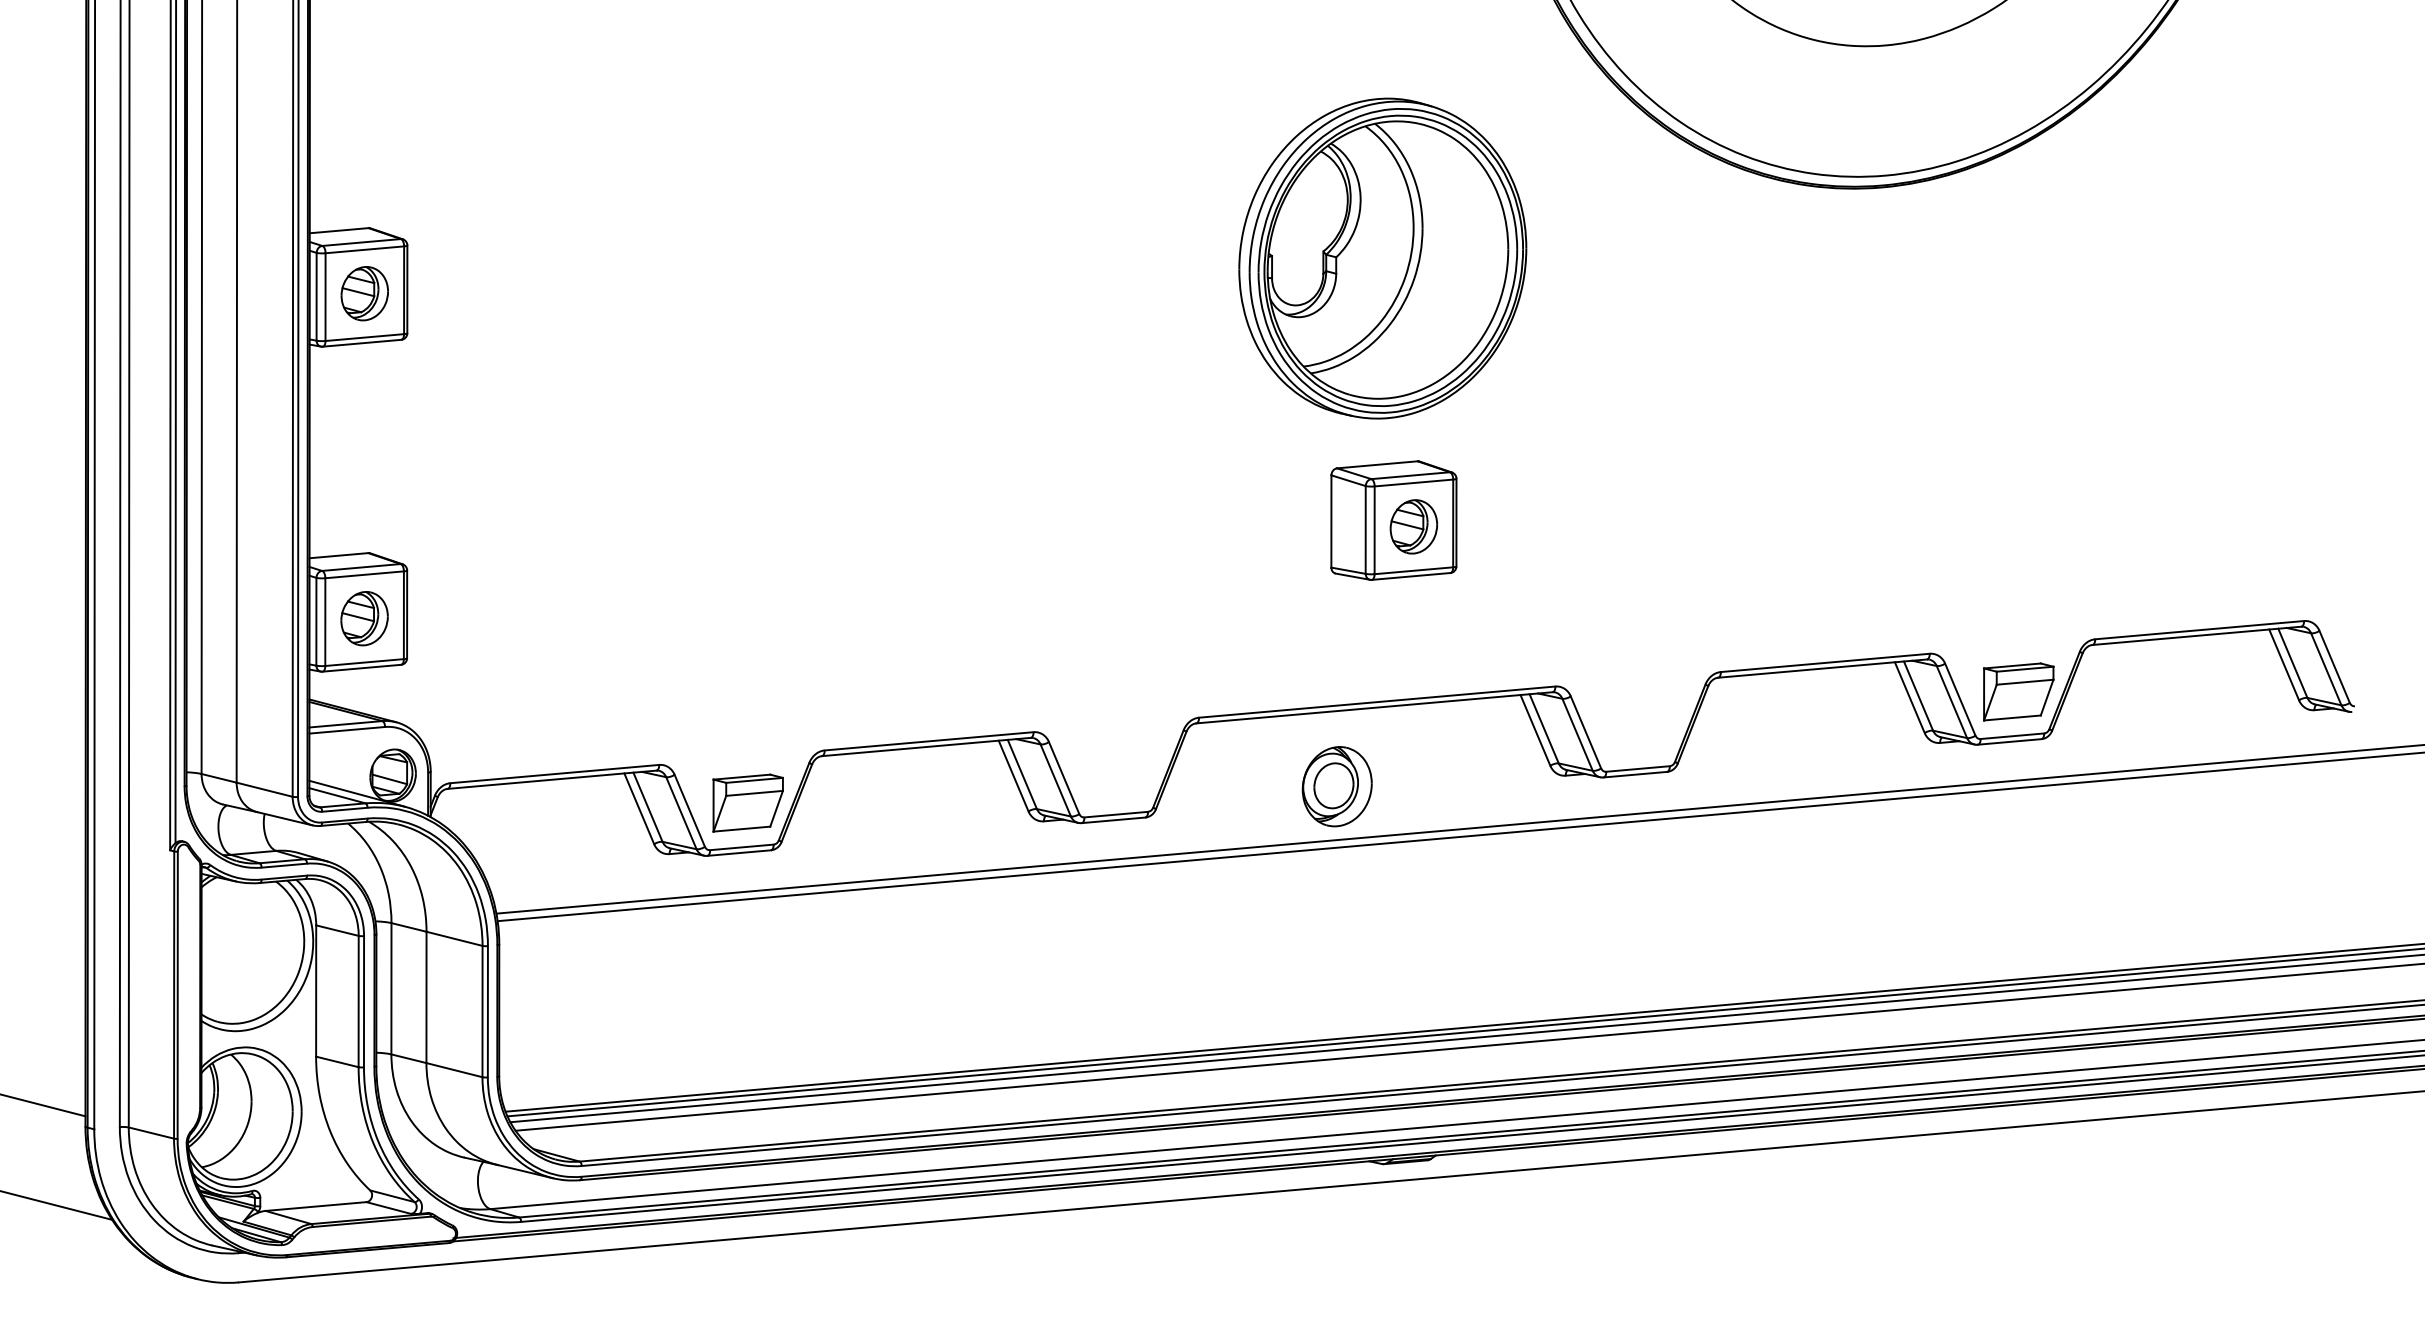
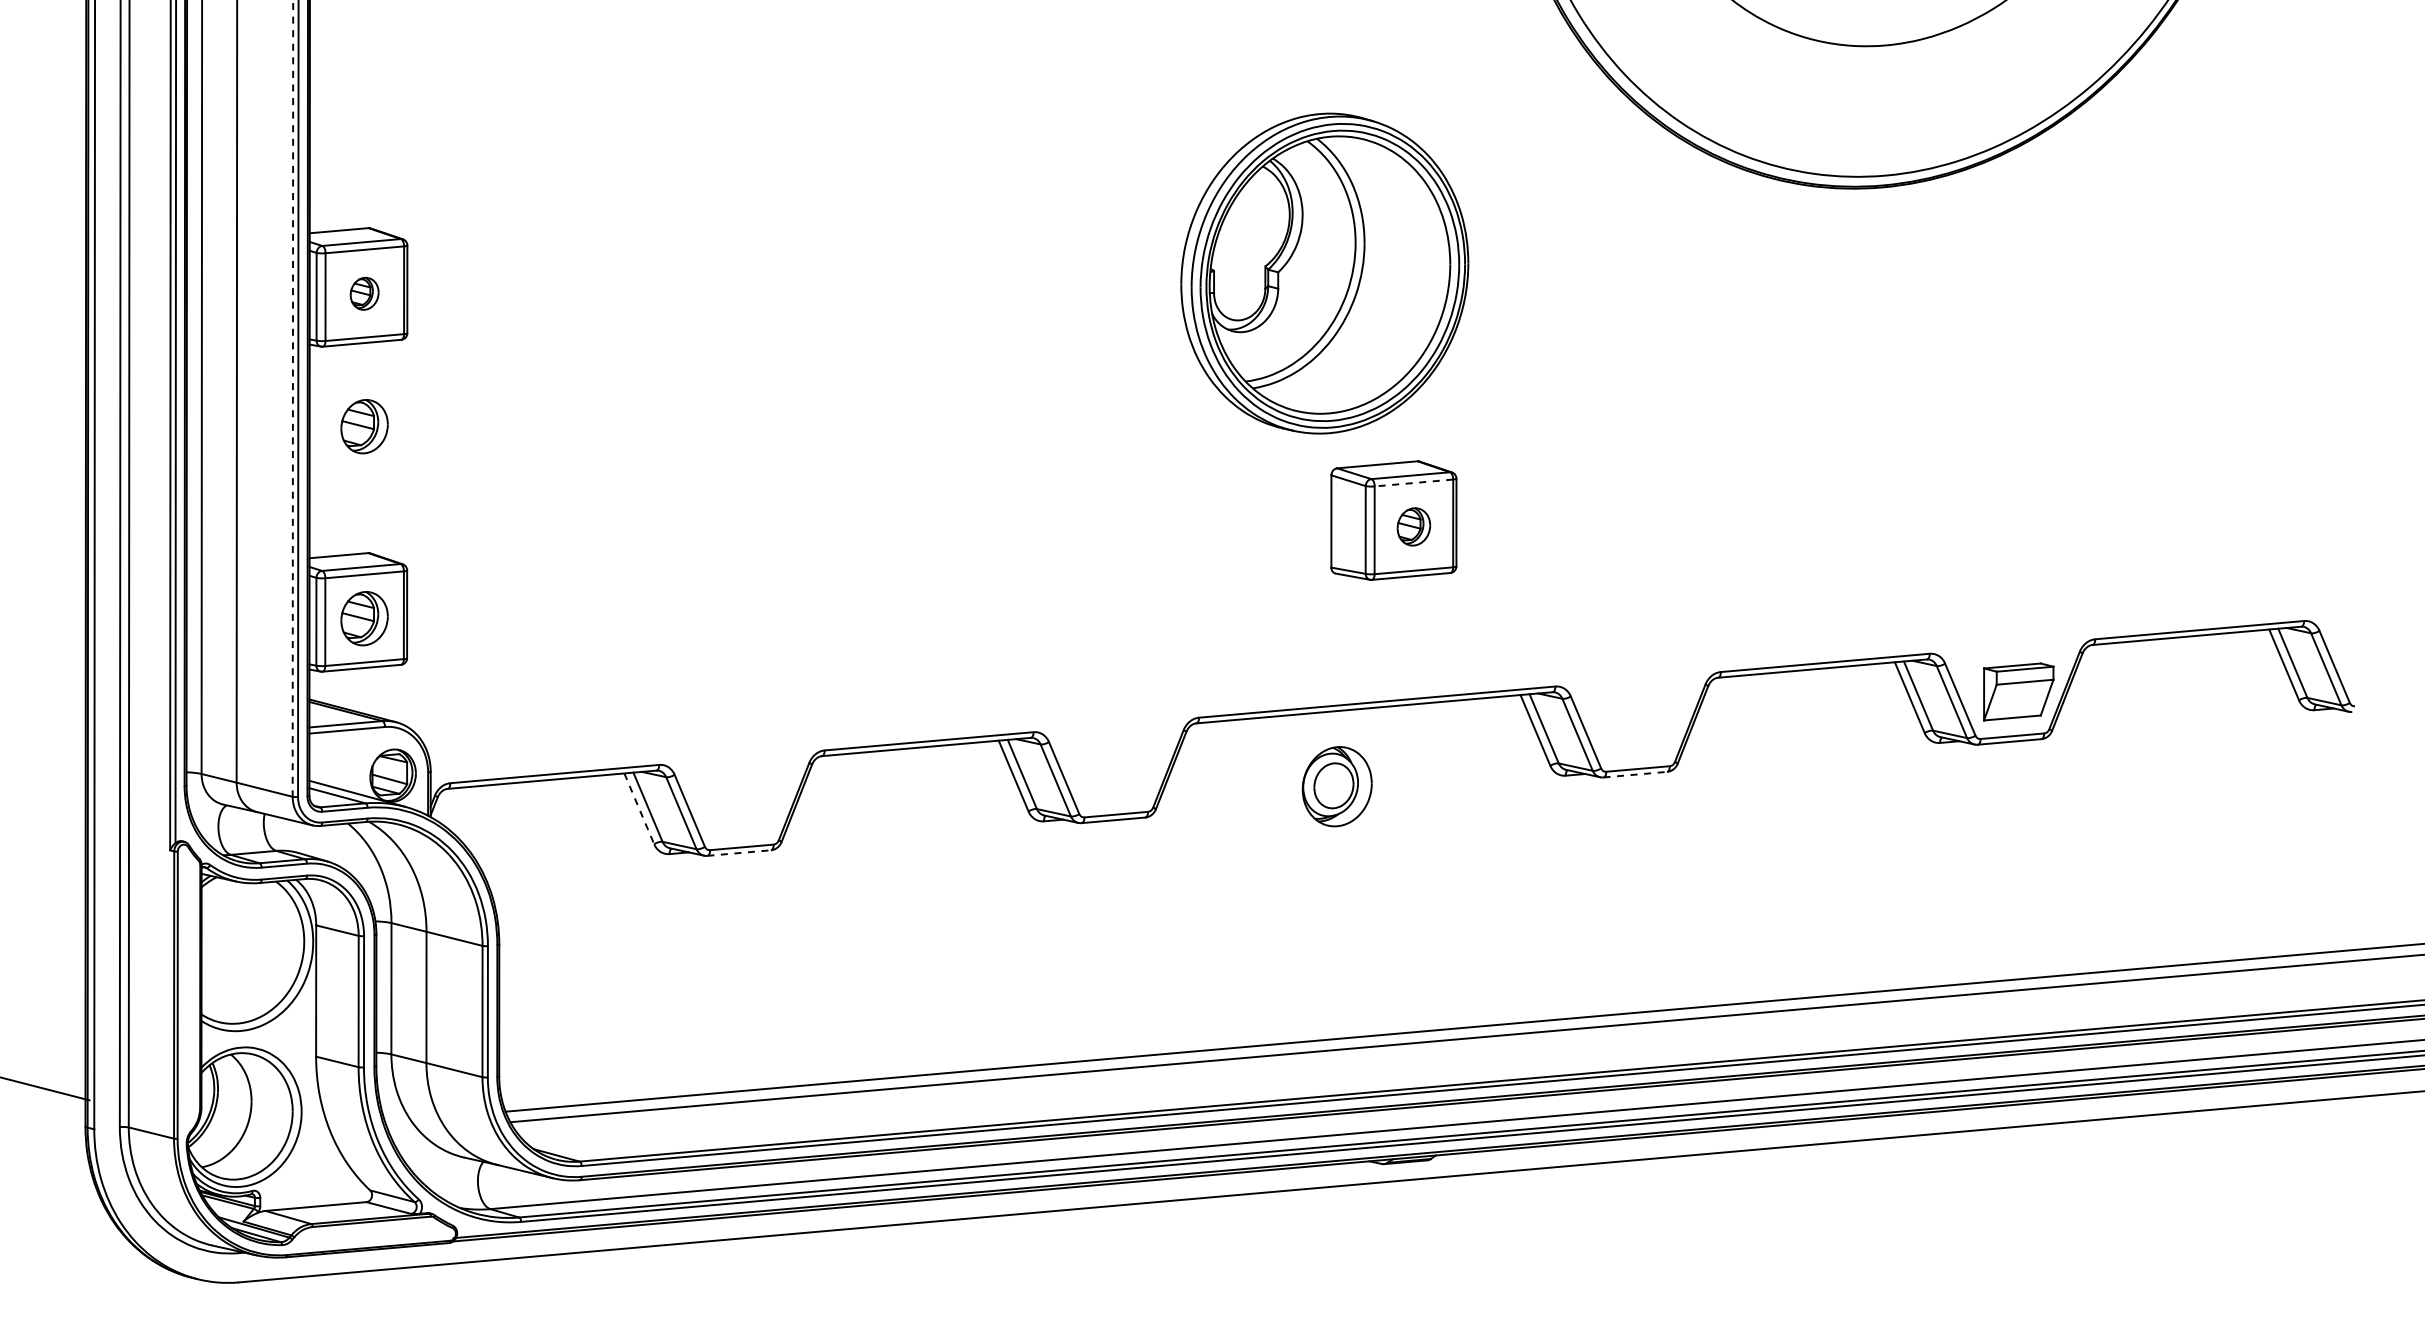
part position: (1382, 258) -> (1324, 273) (1324, 273)
part size: 49x56 px -> 31x35 px (364, 293)
line: solid -> dashed (292, 398)
part: none -> present (364, 426)
line: solid -> dashed (1413, 483)
part size: 50x56 px -> 36x40 px (1413, 526)
line: solid -> dashed (1635, 774)
part: present -> none (747, 802)
line: solid -> dashed (639, 809)
line: present -> none (1458, 829)
line: present -> none (1459, 836)
line: solid -> dashed (739, 853)
line: present -> none (1464, 1032)
line: present -> none (1468, 1046)
line position: (43, 1105) -> (45, 1088) (45, 1088)
line: present -> none (57, 1205)
